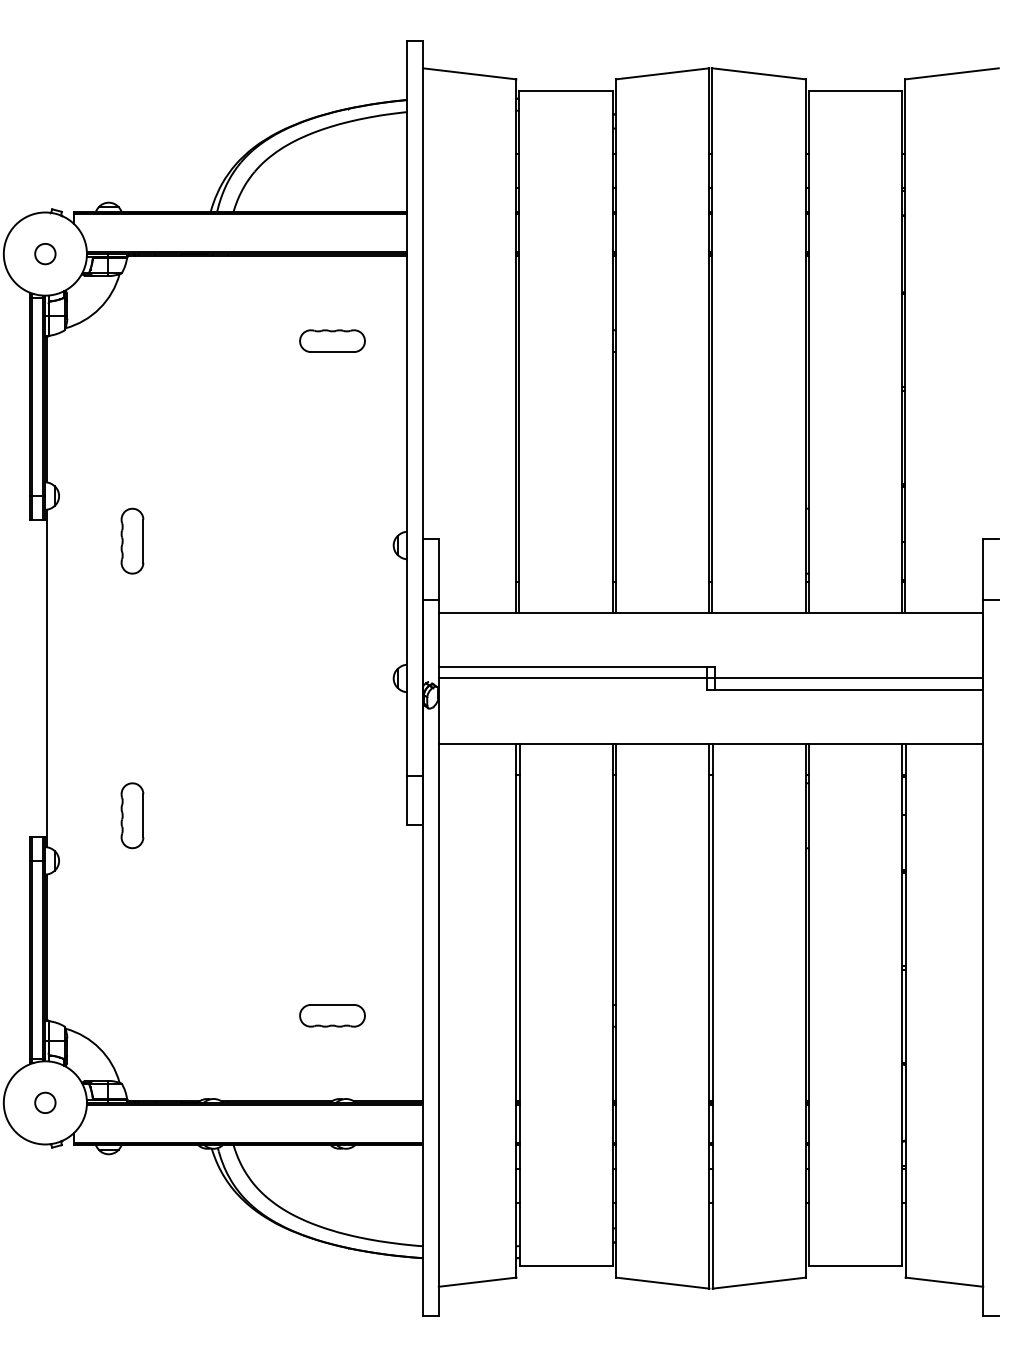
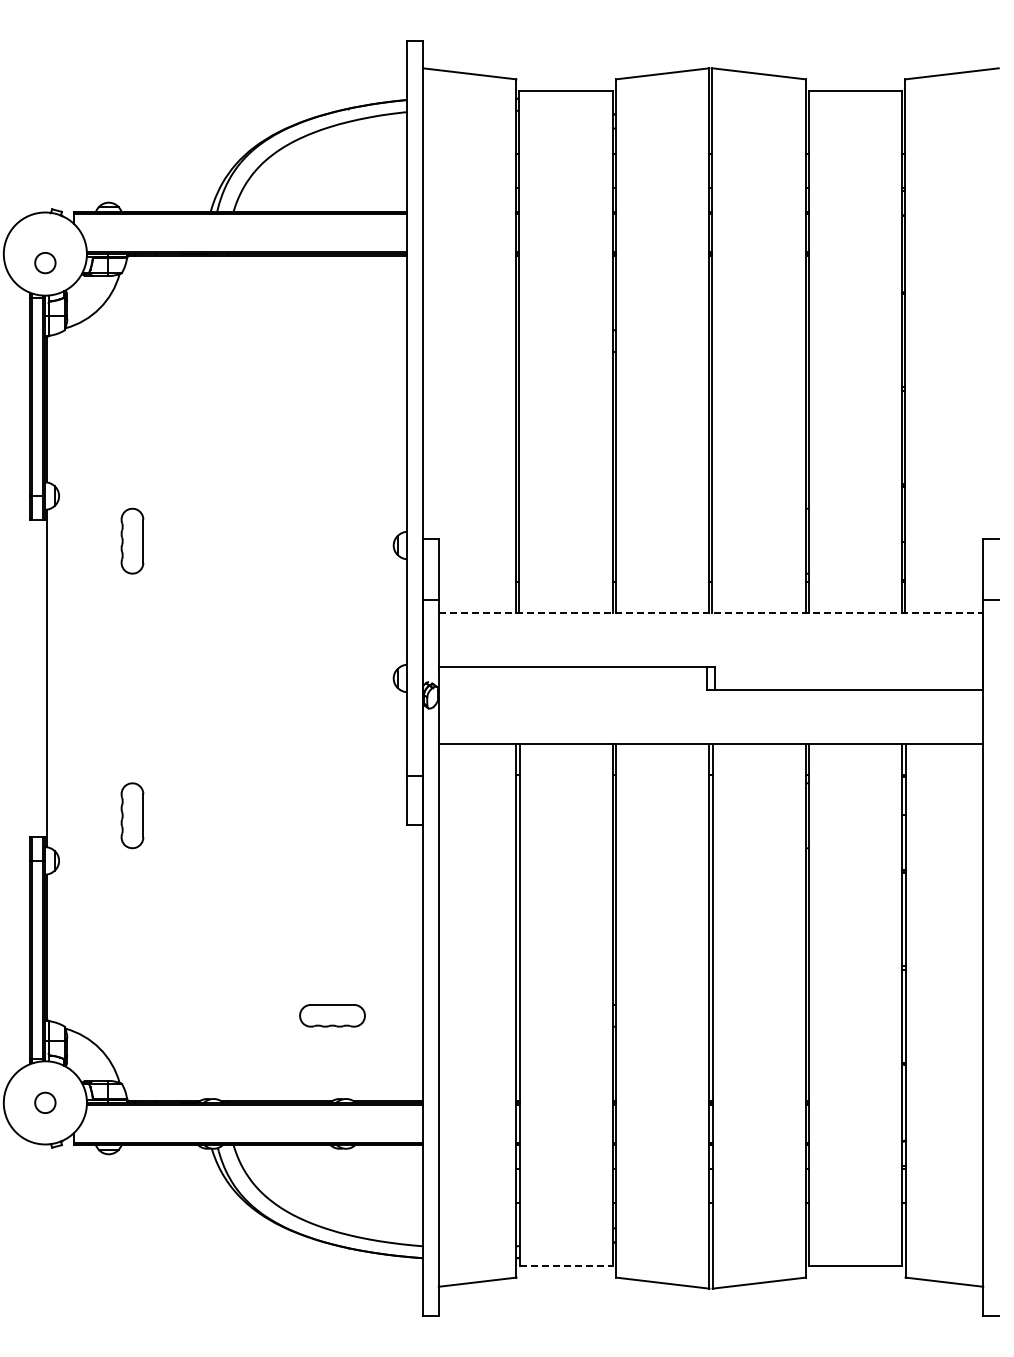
circle position: (45, 254) -> (45, 263) (45, 263)
part: present -> none (332, 340)
line: solid -> dashed (711, 612)
line: present -> none (710, 678)
line: solid -> dashed (566, 1266)
